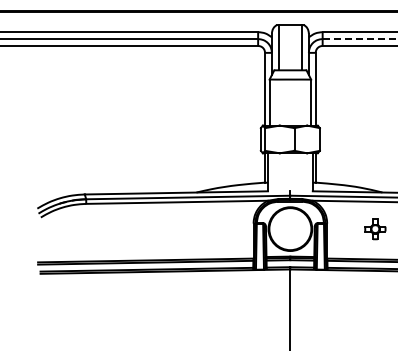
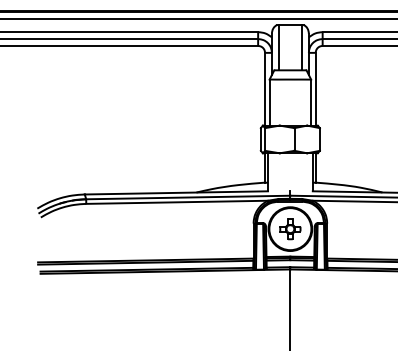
line: none -> present (198, 19)
line: dashed -> solid (360, 39)
part position: (375, 229) -> (290, 229) (290, 229)
